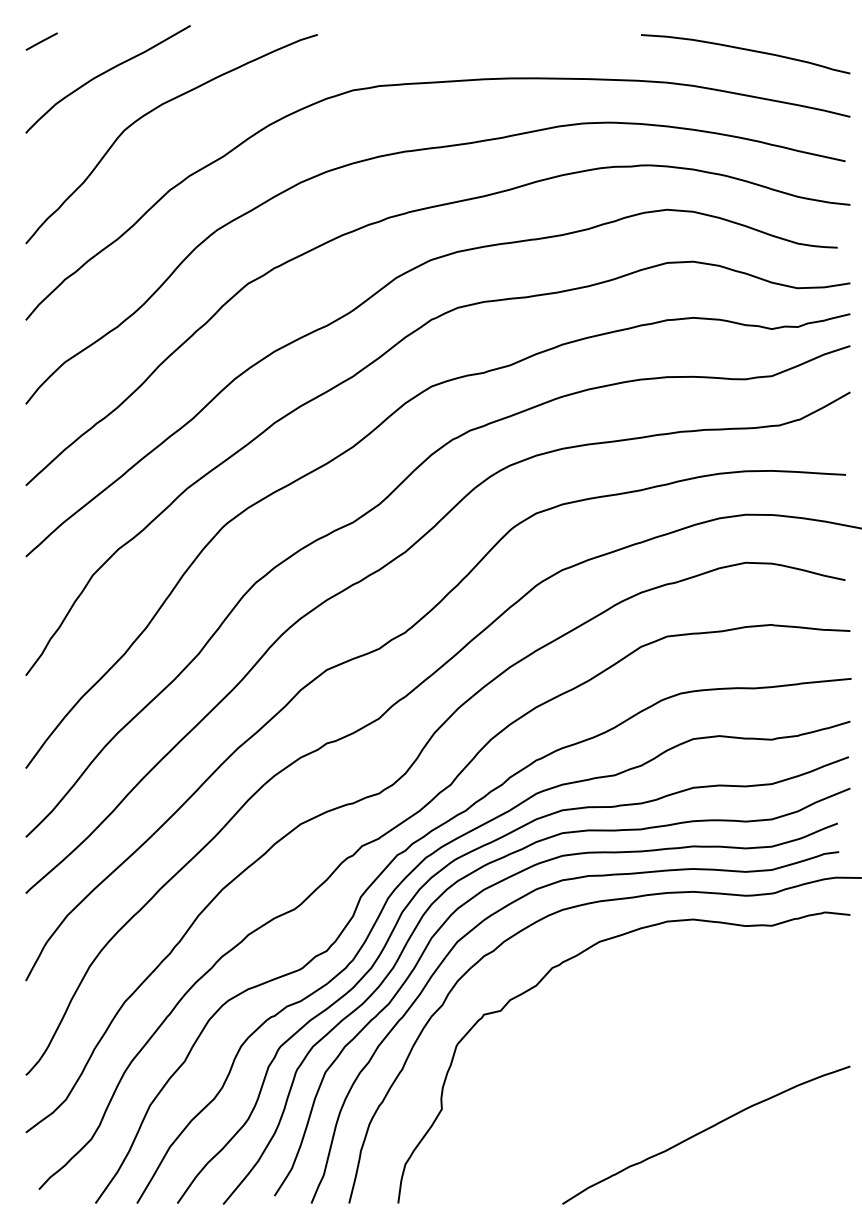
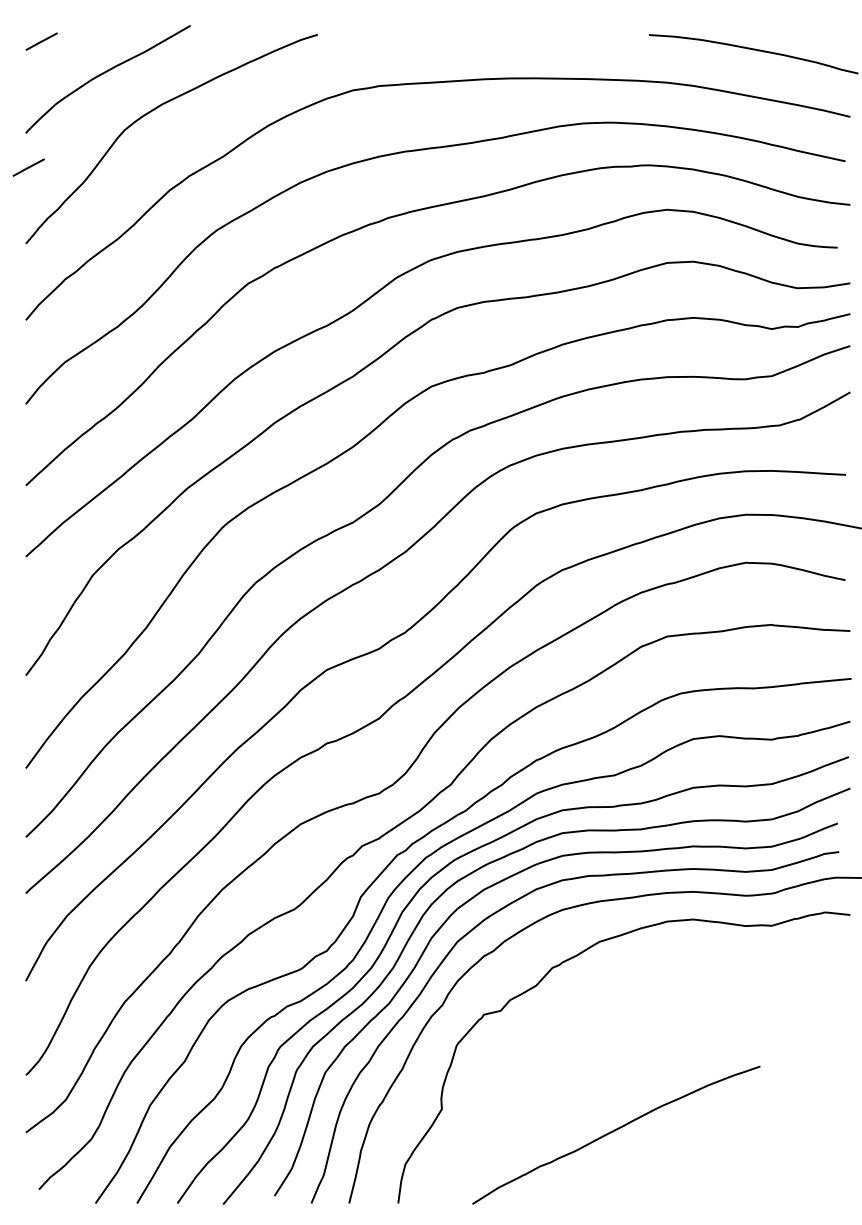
curve position: (745, 50) -> (753, 50) (753, 50)
line: none -> present (28, 167)
curve position: (705, 1131) -> (615, 1131) (615, 1131)
